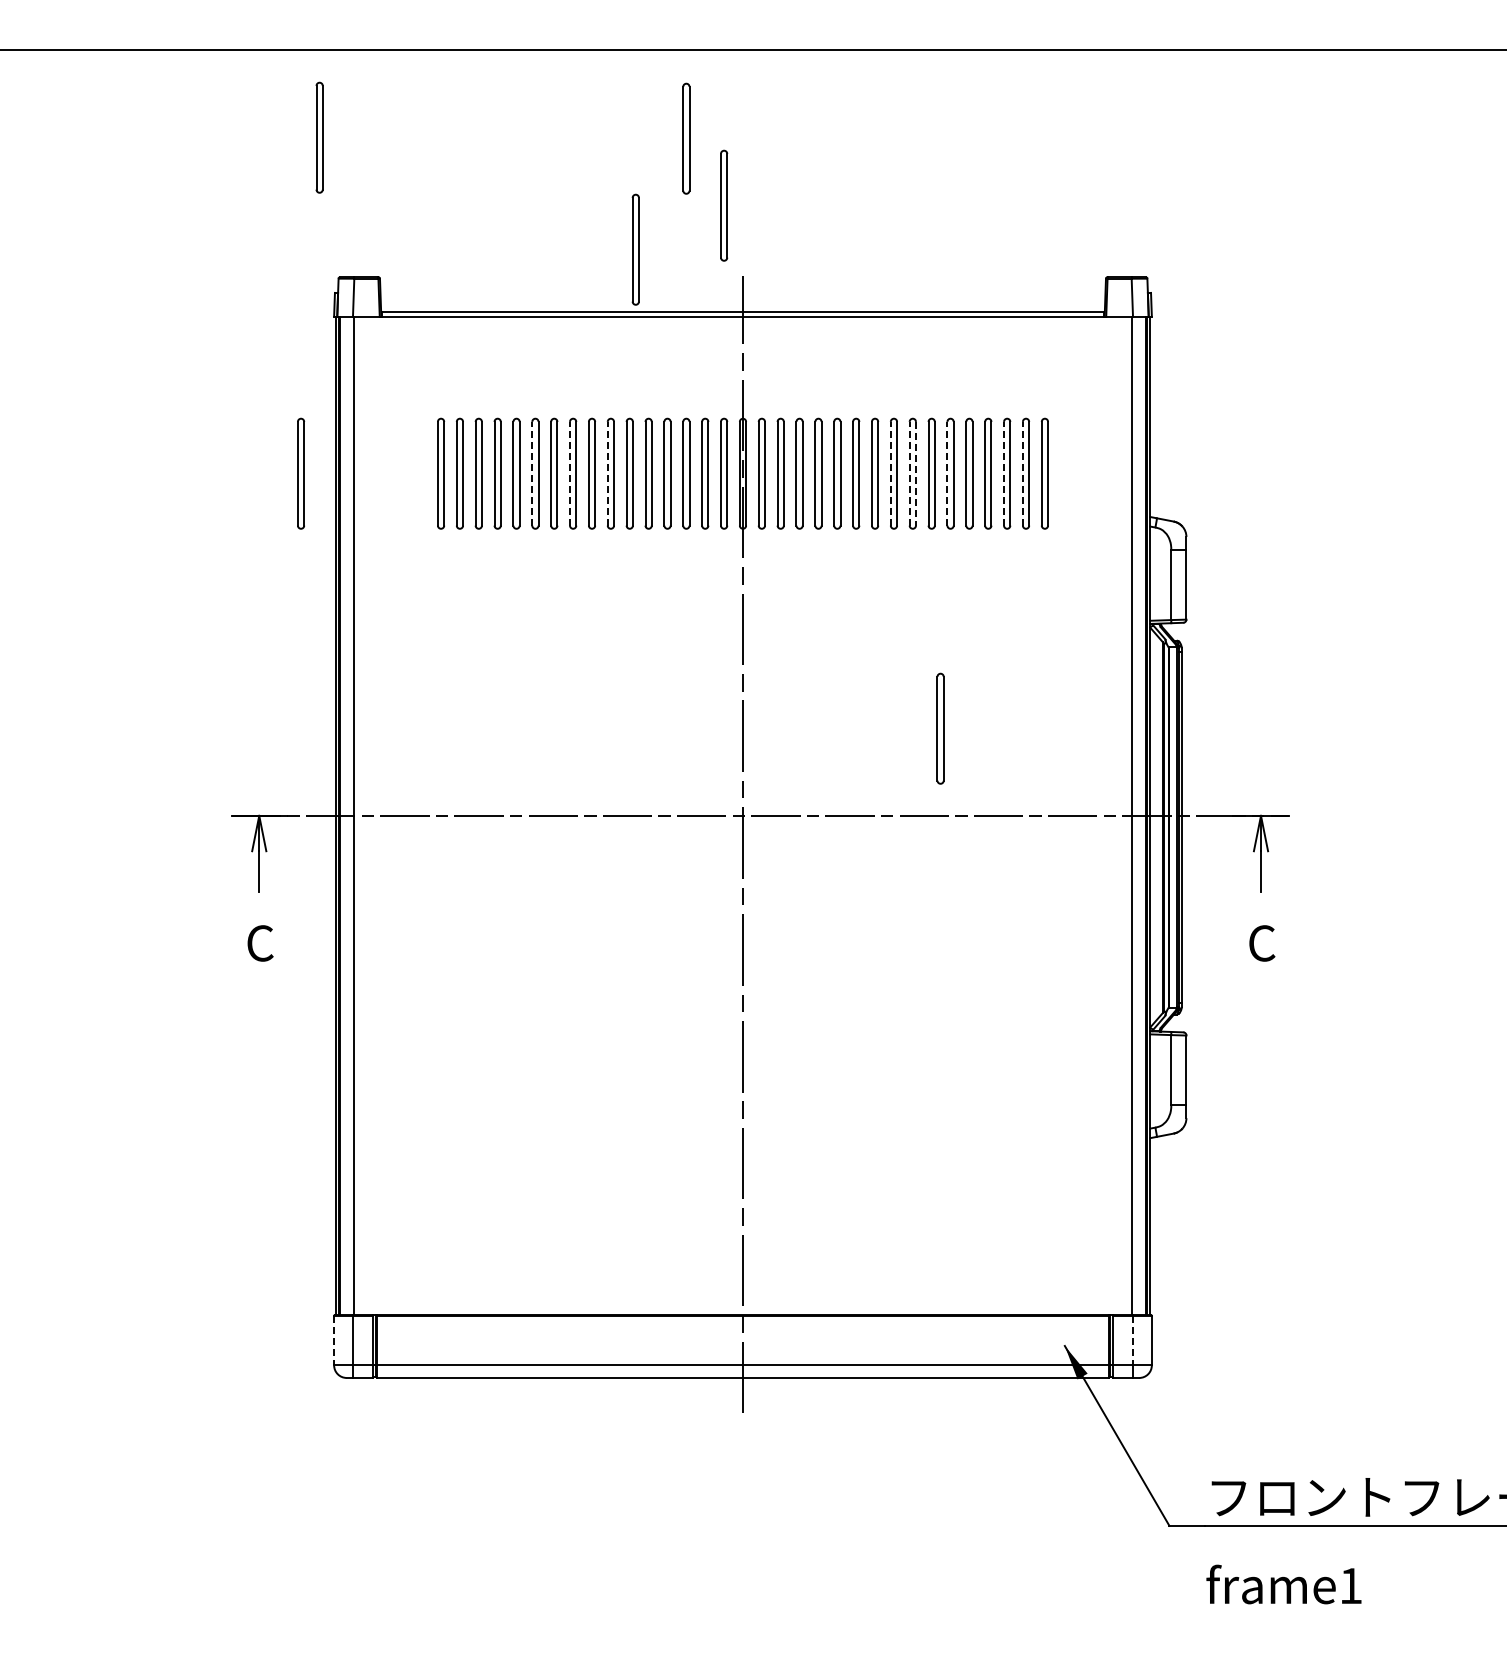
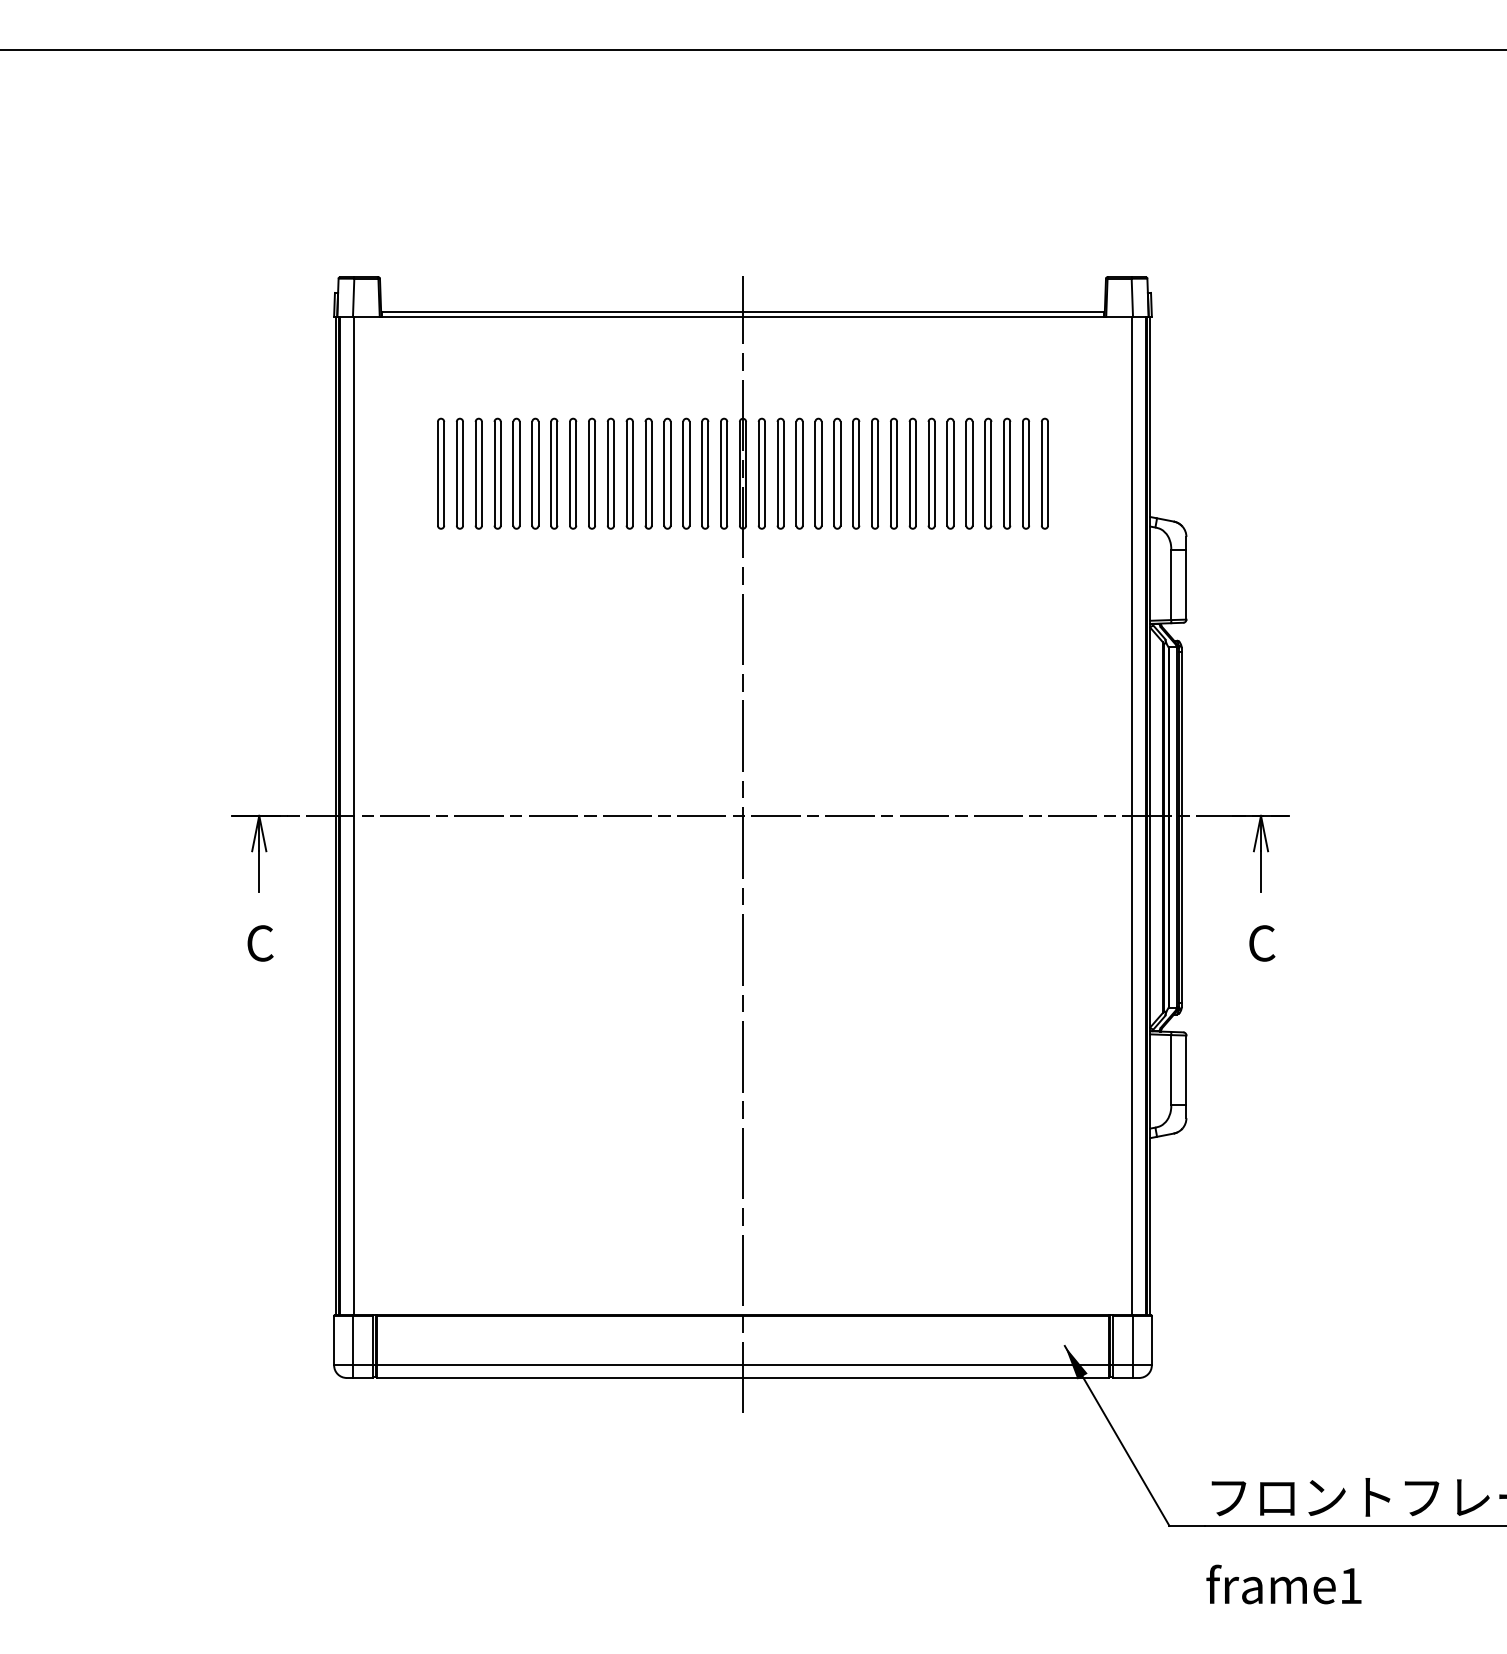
part: present -> none (319, 137)
part: present -> none (686, 138)
part: present -> none (724, 205)
part: present -> none (635, 249)
part: present -> none (301, 473)
line: dashed -> solid (532, 473)
line: dashed -> solid (570, 473)
line: dashed -> solid (607, 473)
line: dashed -> solid (890, 473)
line: dashed -> solid (909, 473)
line: dashed -> solid (915, 473)
line: dashed -> solid (947, 473)
line: dashed -> solid (1004, 473)
line: dashed -> solid (1022, 473)
part: present -> none (940, 728)
line: dashed -> solid (334, 1340)
line: dashed -> solid (1132, 1340)
